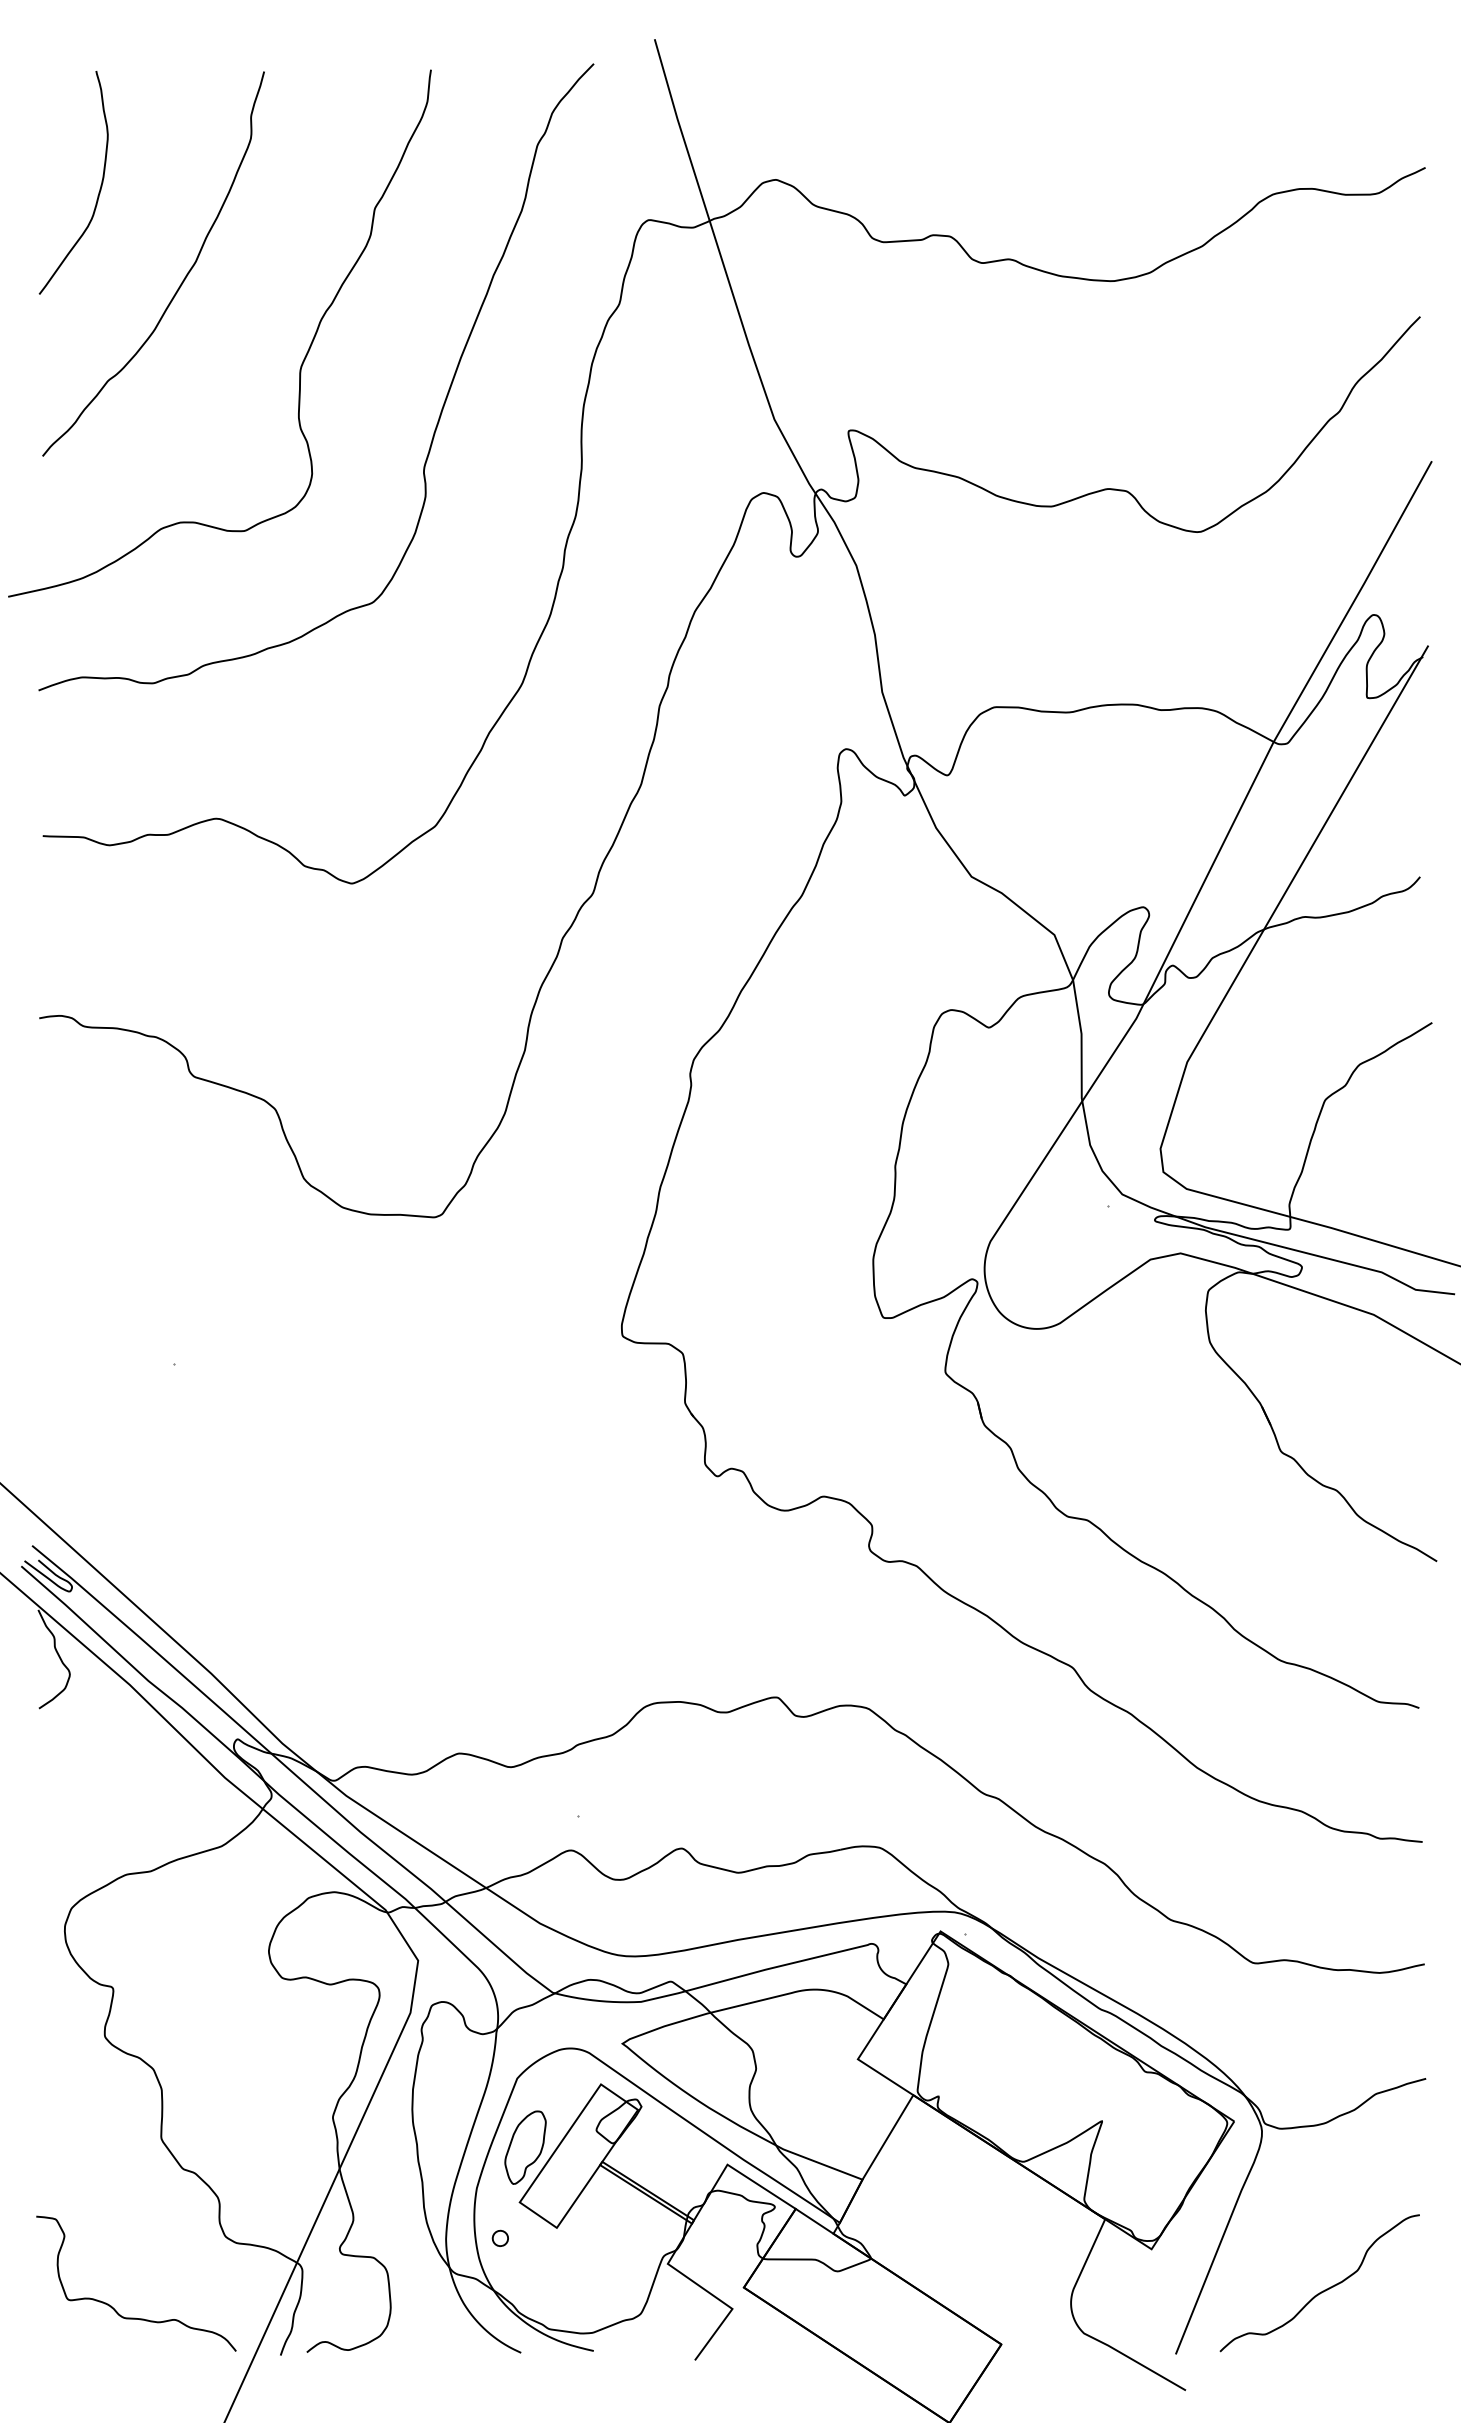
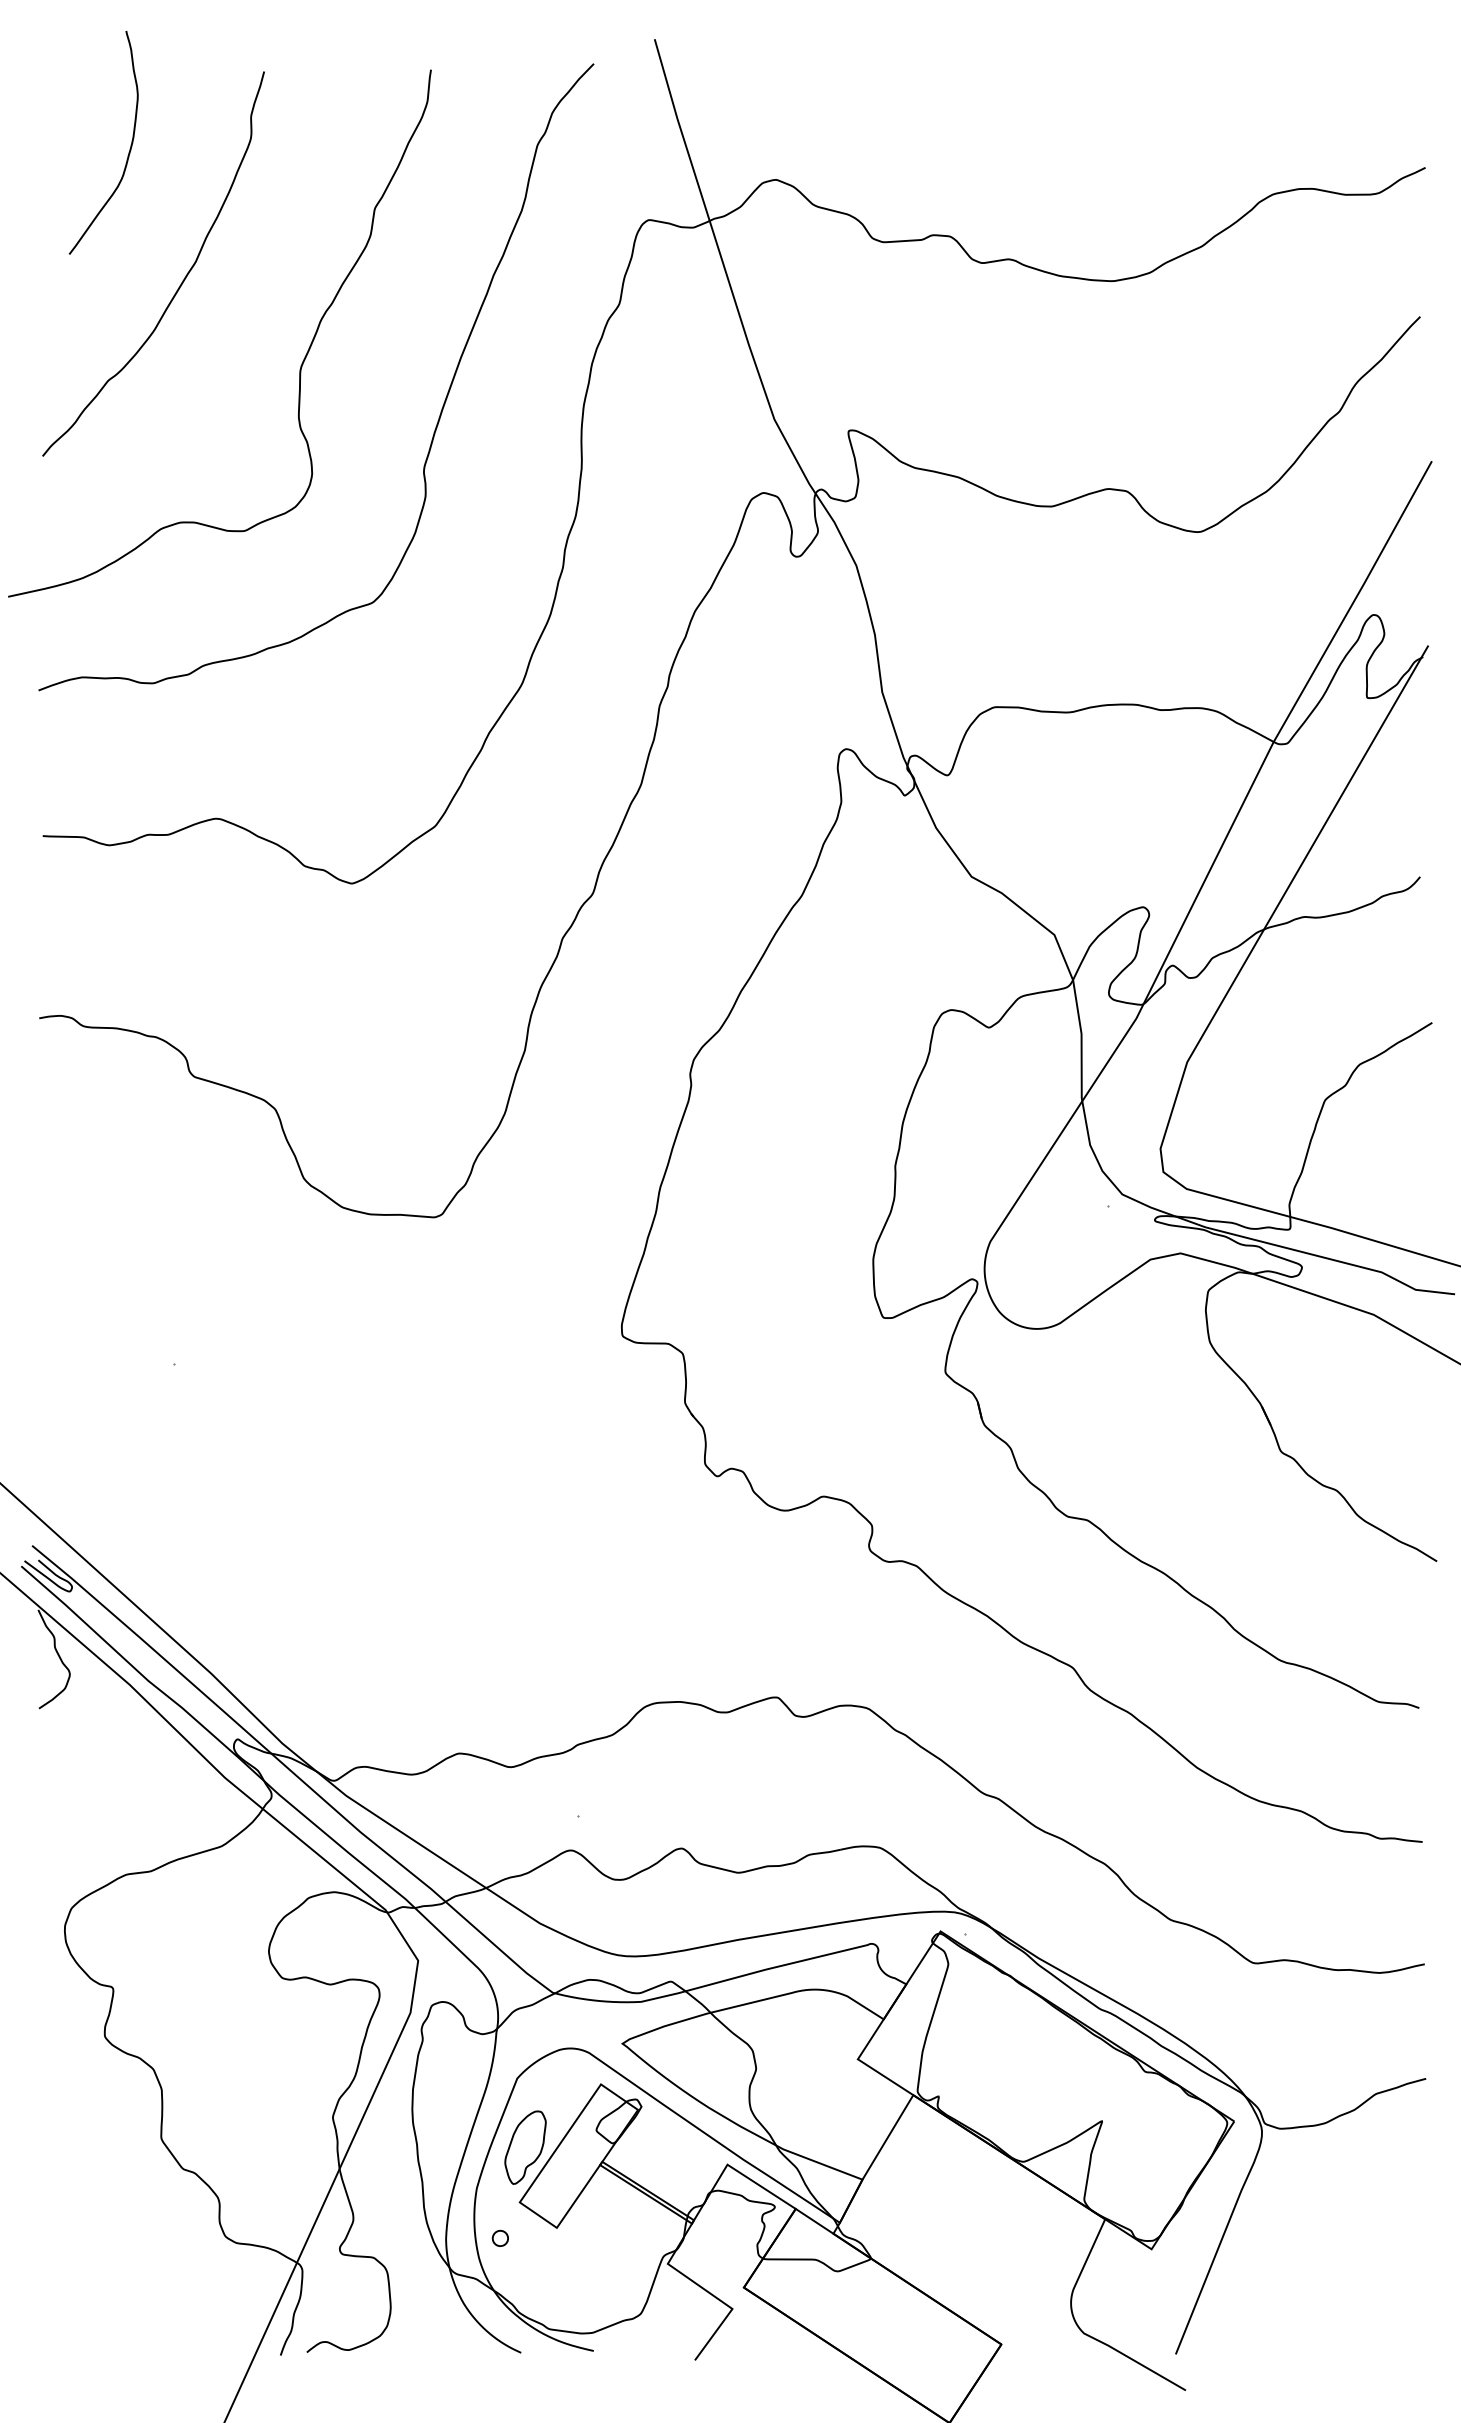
curve position: (99, 188) -> (129, 148) (129, 148)
curve: present -> none (1322, 2290)
curve: present -> none (112, 2306)
